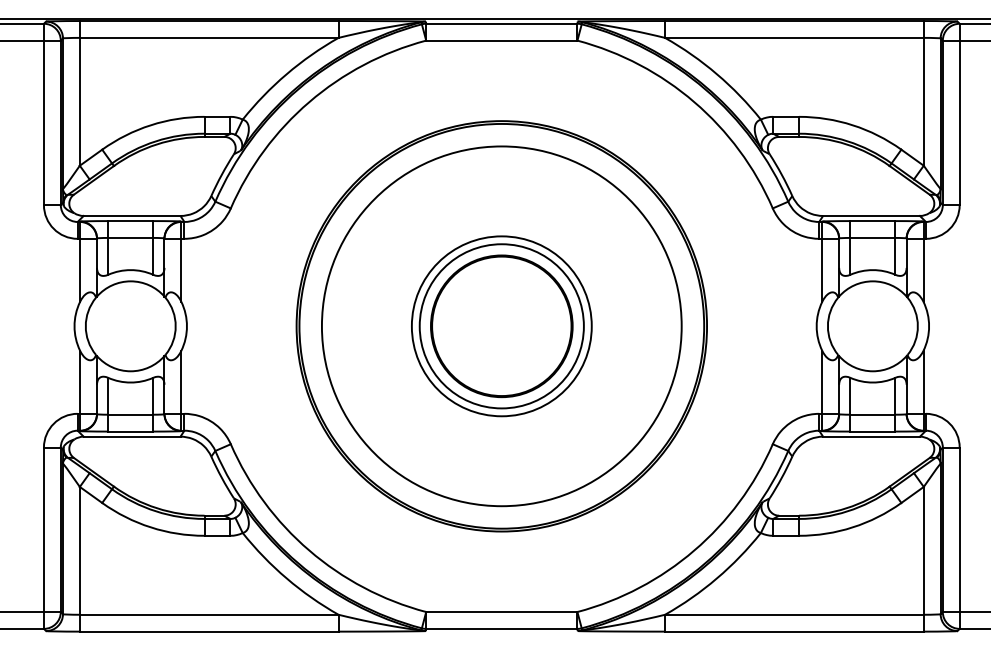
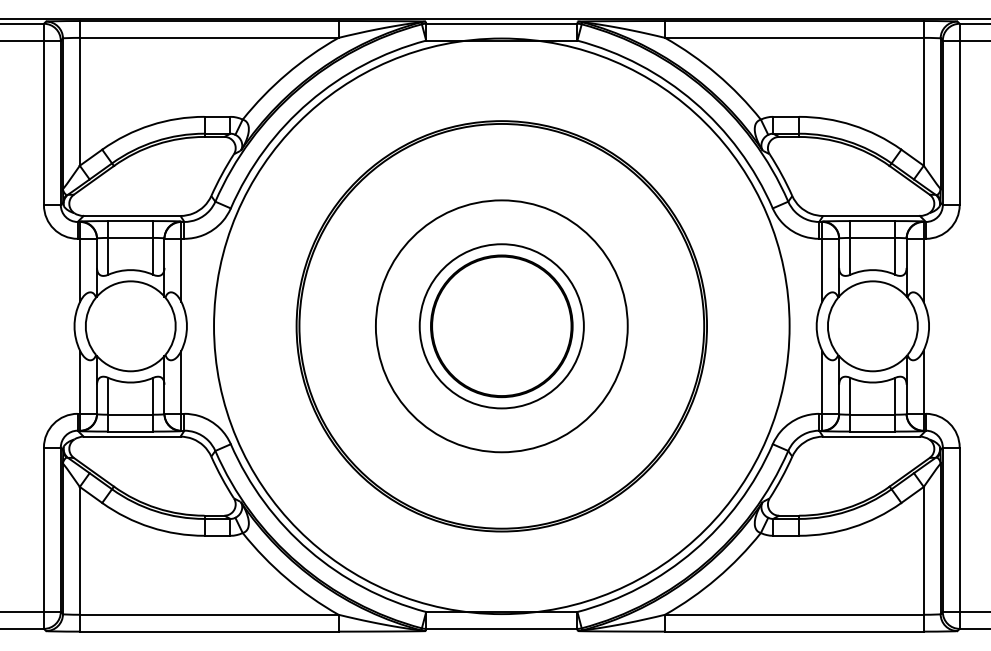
circle diameter: 180 px -> 252 px (501, 326)
circle diameter: 360 px -> 576 px (501, 326)
